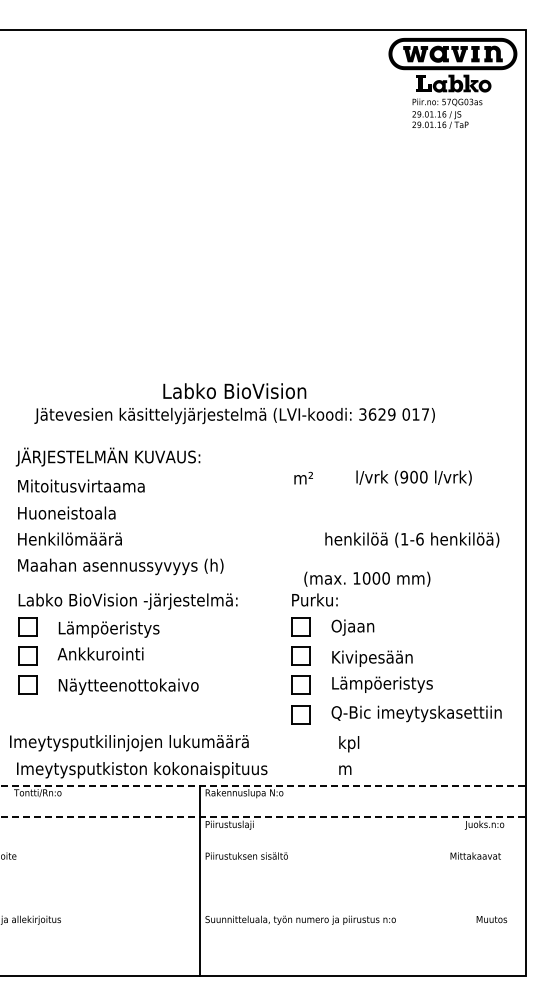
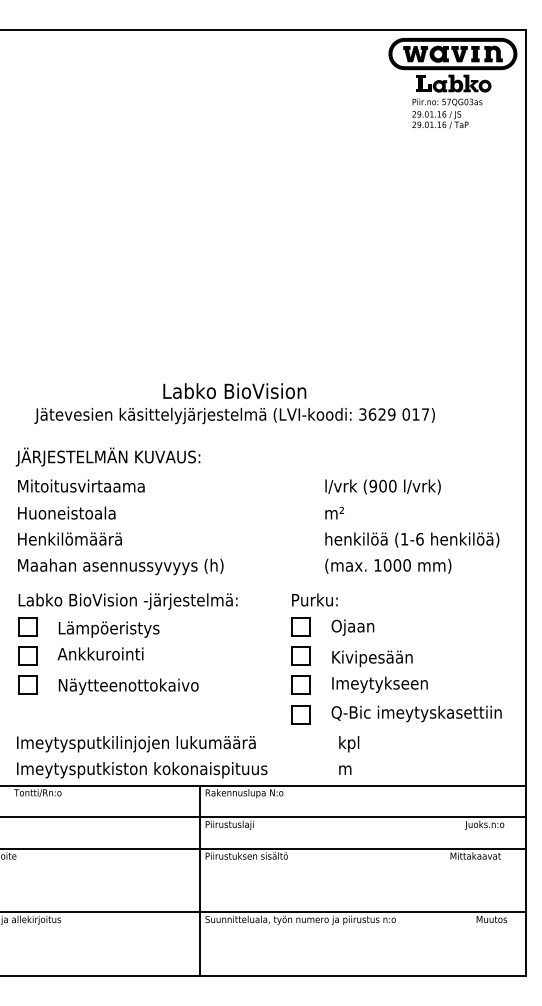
text position: (303, 477) -> (334, 512) (334, 512)
text position: (413, 477) -> (382, 486) (382, 486)
text position: (367, 578) -> (388, 565) (388, 565)
text: Lämpöeristys -> Imeytykseen (382, 684)
text position: (129, 743) -> (136, 744) (136, 744)
line: dashed -> solid (262, 785)
line: dashed -> solid (262, 817)
line: none -> present (263, 849)
line: none -> present (263, 912)
